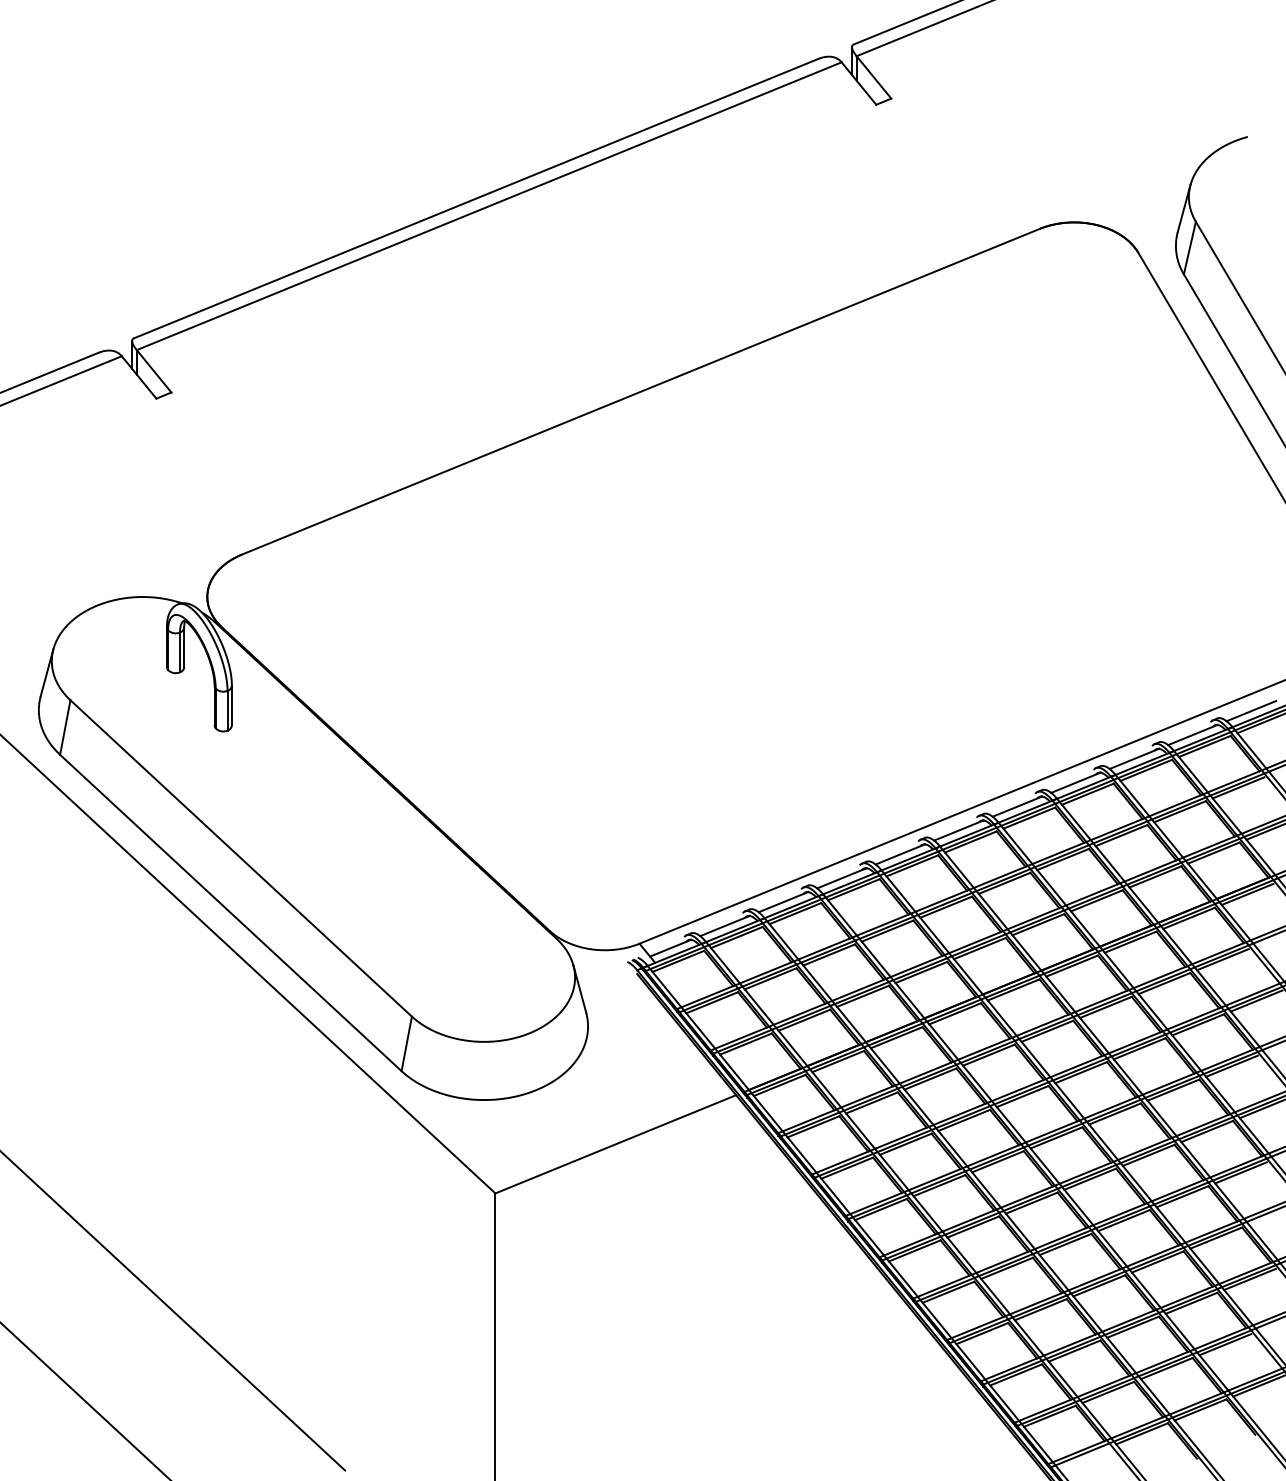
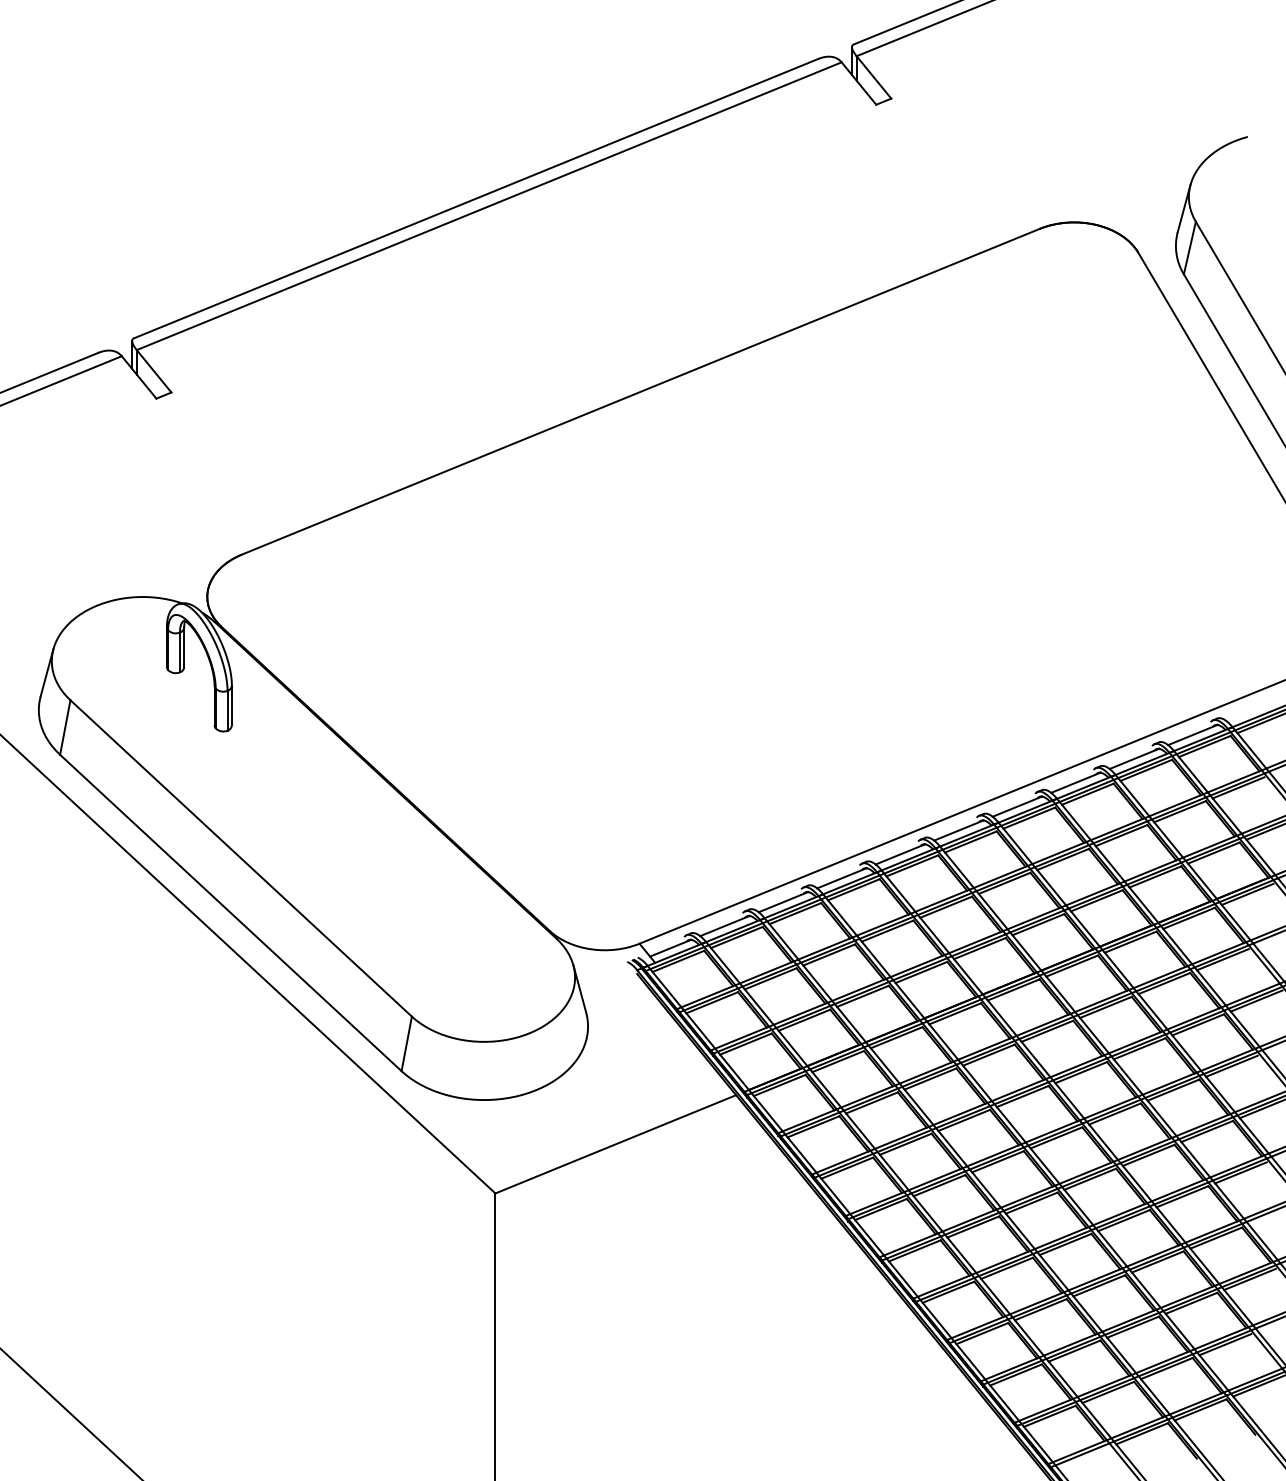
line: present -> none (1251, 711)
line: present -> none (173, 1311)
line position: (85, 1400) -> (70, 1413) (70, 1413)
